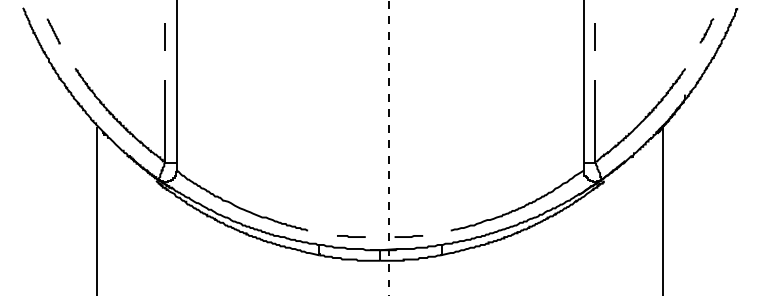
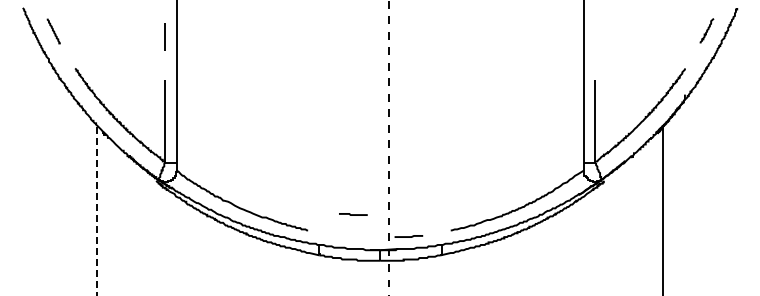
line: present -> none (594, 36)
line: solid -> dashed (97, 211)
line position: (351, 236) -> (353, 214) (353, 214)
